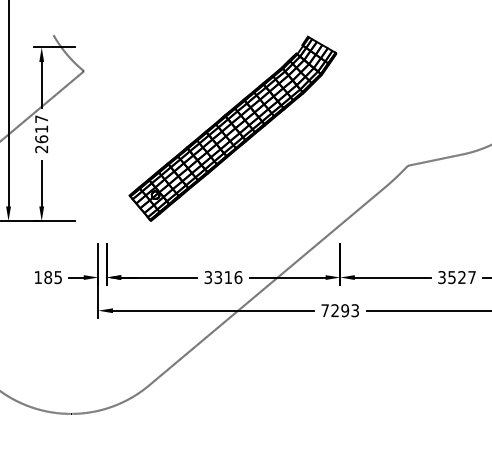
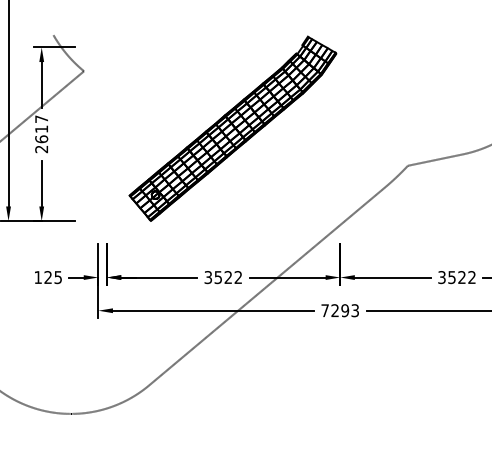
text: 185 -> 125 (48, 277)
text: 3316 -> 3522 (228, 277)
text: 3527 -> 3522 (471, 277)
